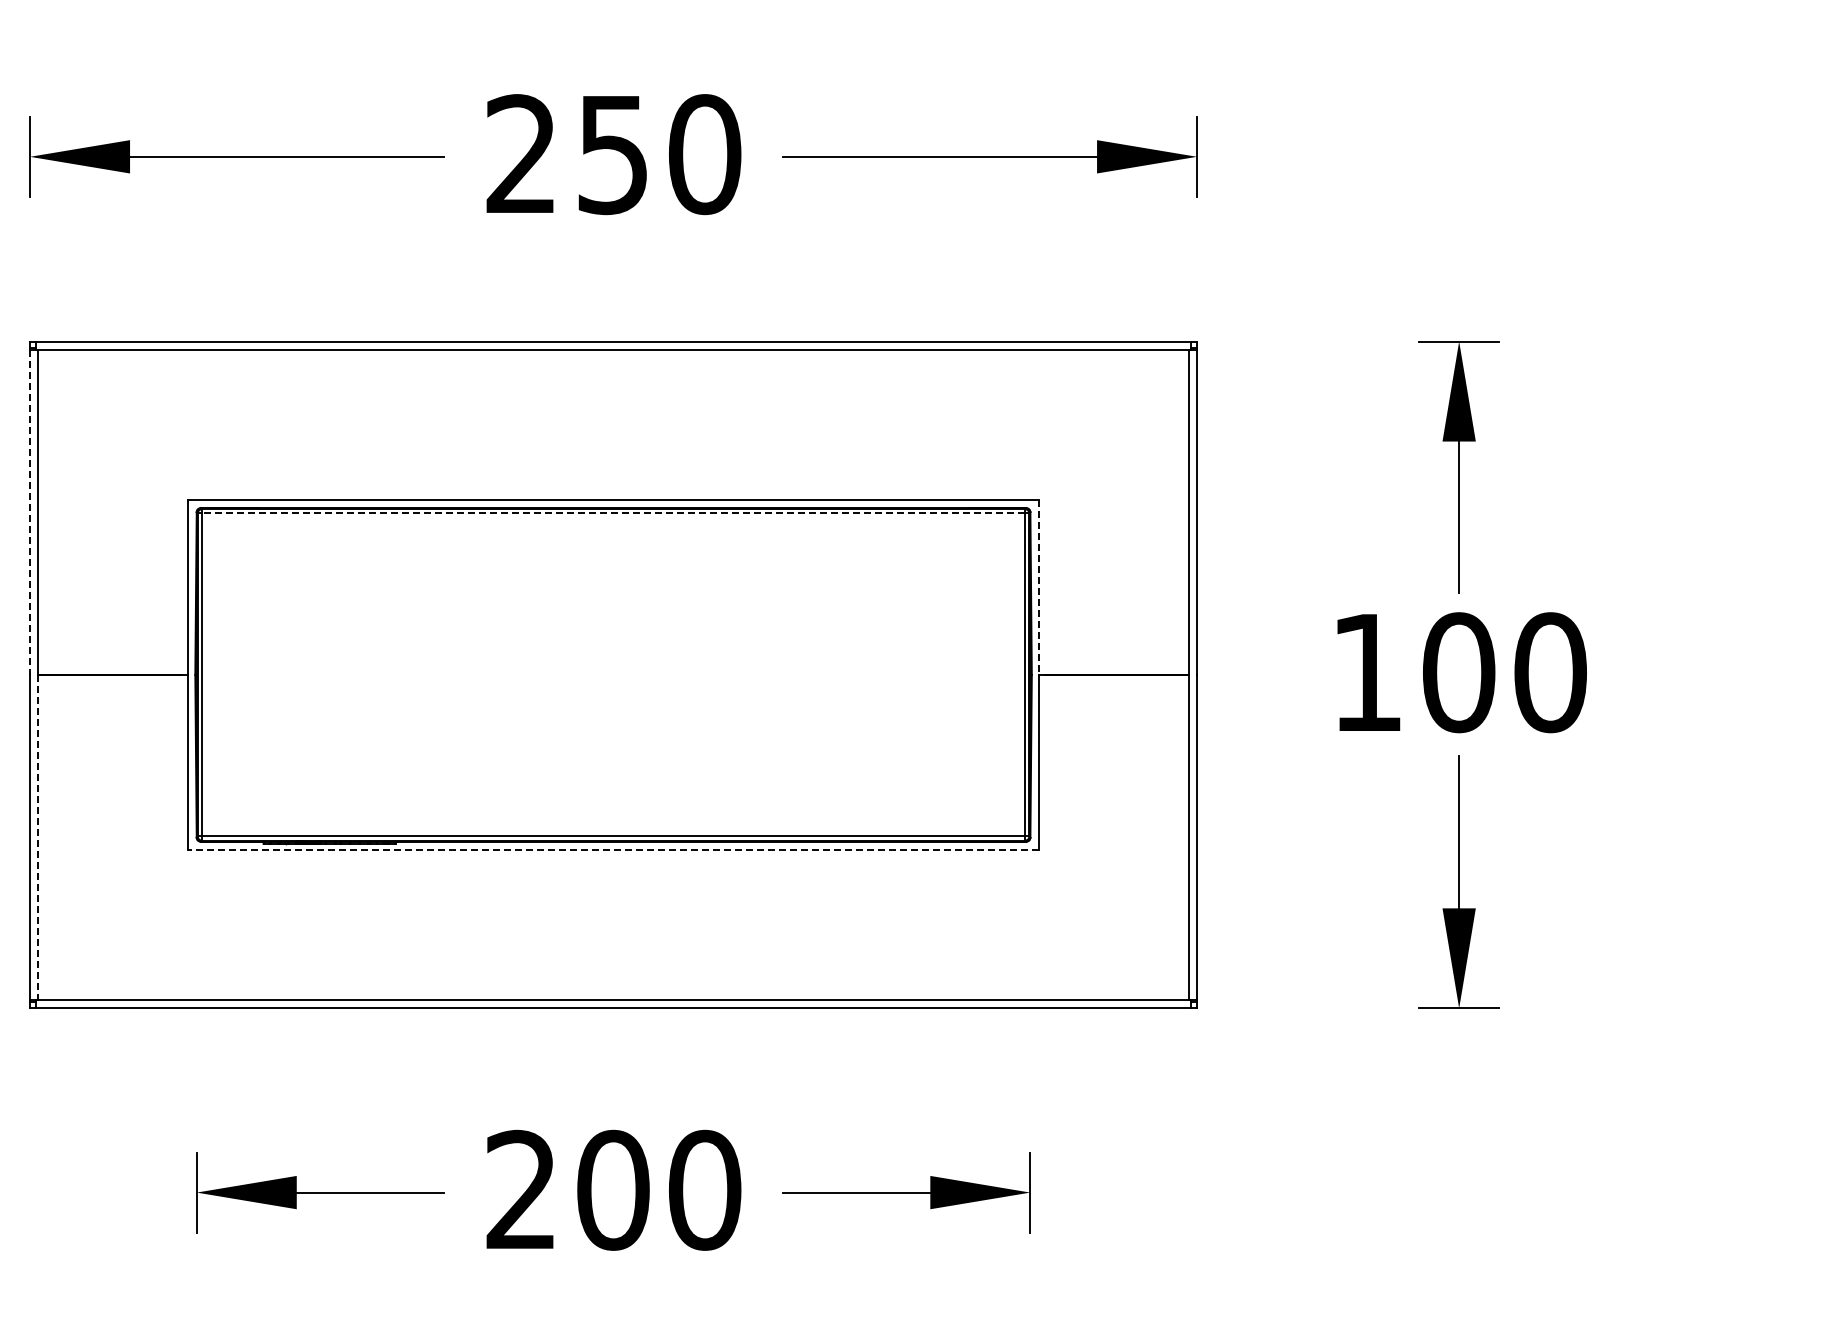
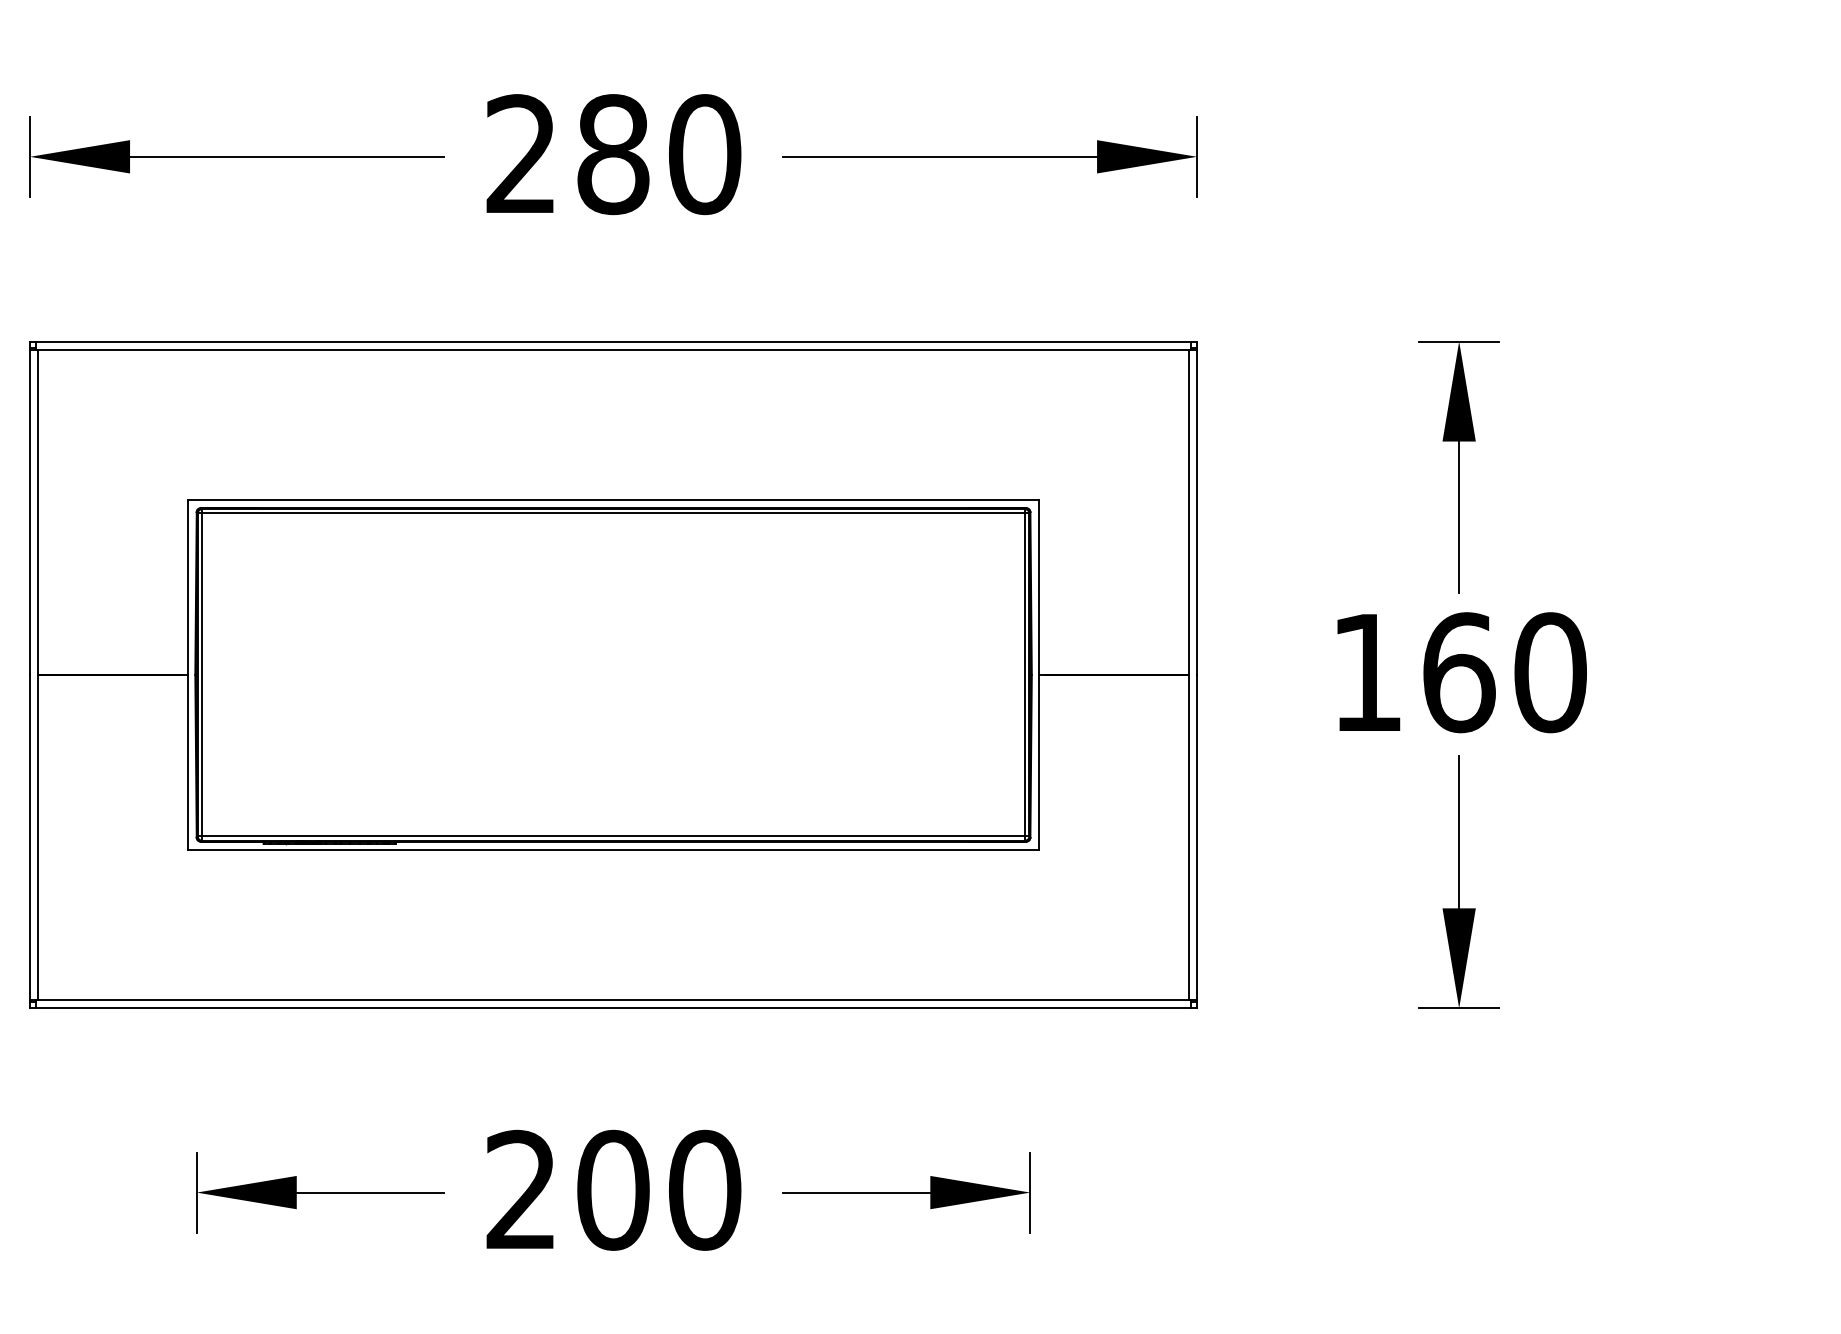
text: 250 -> 280 (613, 154)
line: dashed -> solid (30, 512)
line: dashed -> solid (613, 513)
line: dashed -> solid (1038, 587)
text: 100 -> 160 (1459, 672)
line: dashed -> solid (38, 837)
line: dashed -> solid (613, 850)
